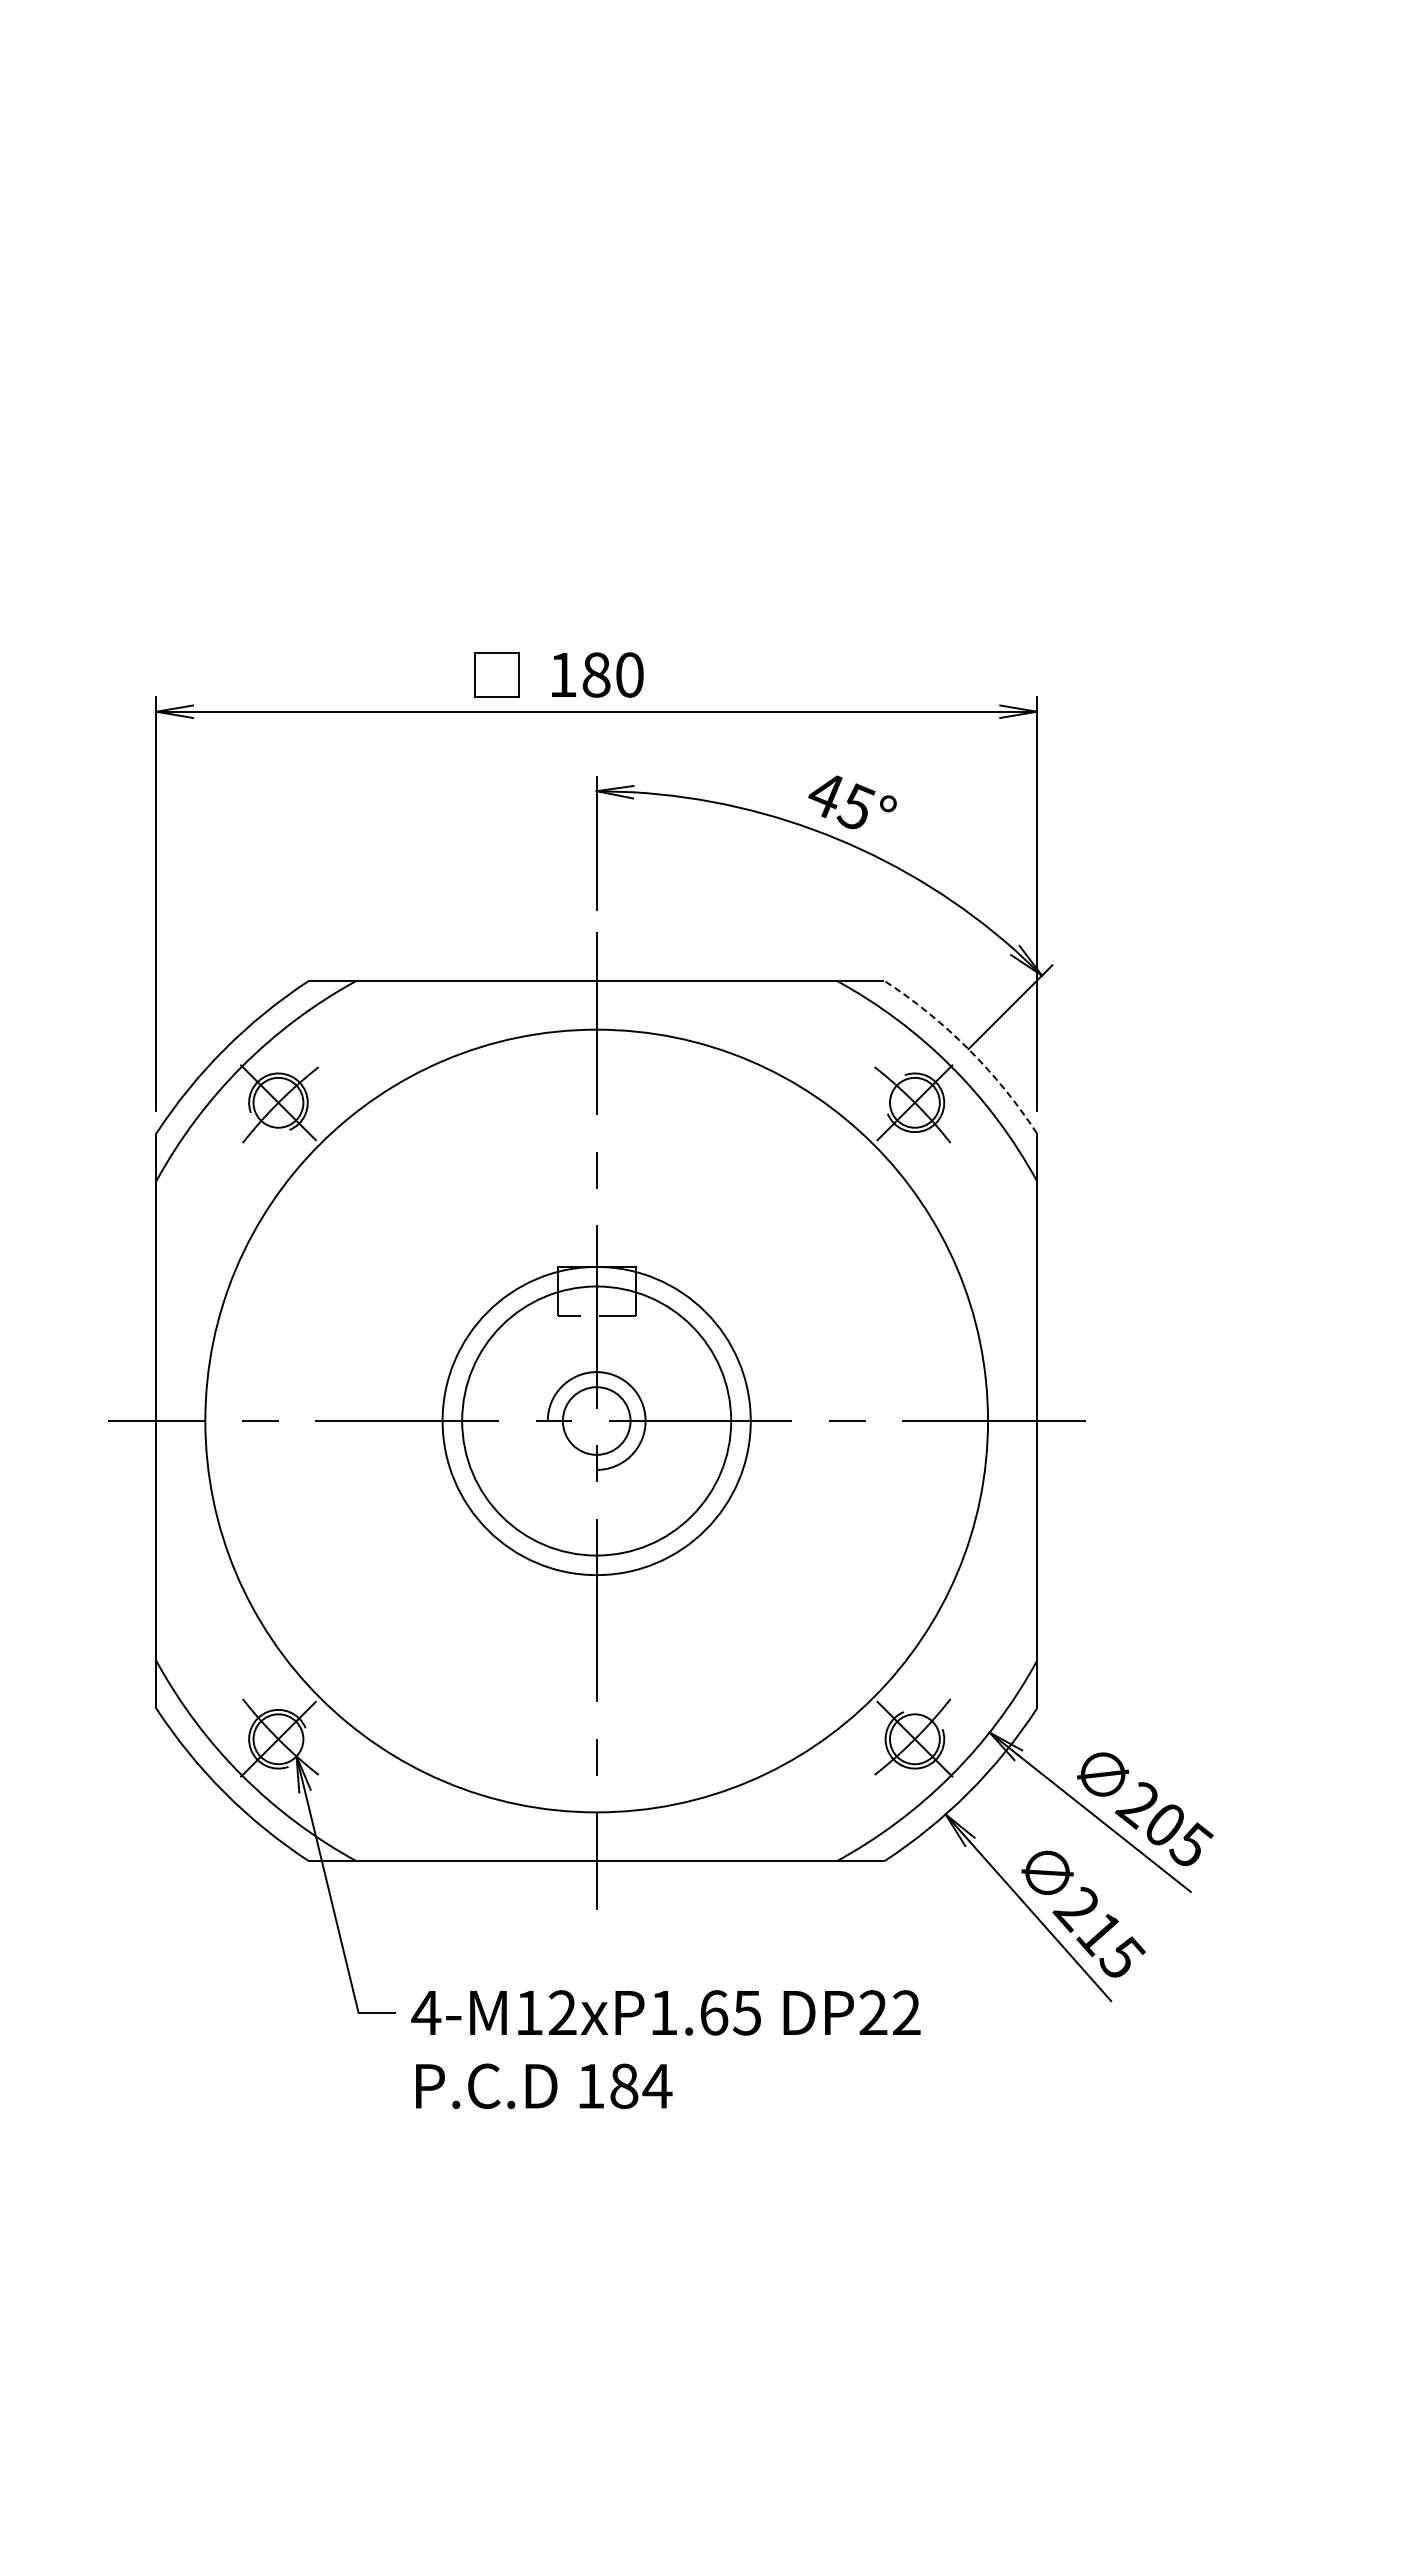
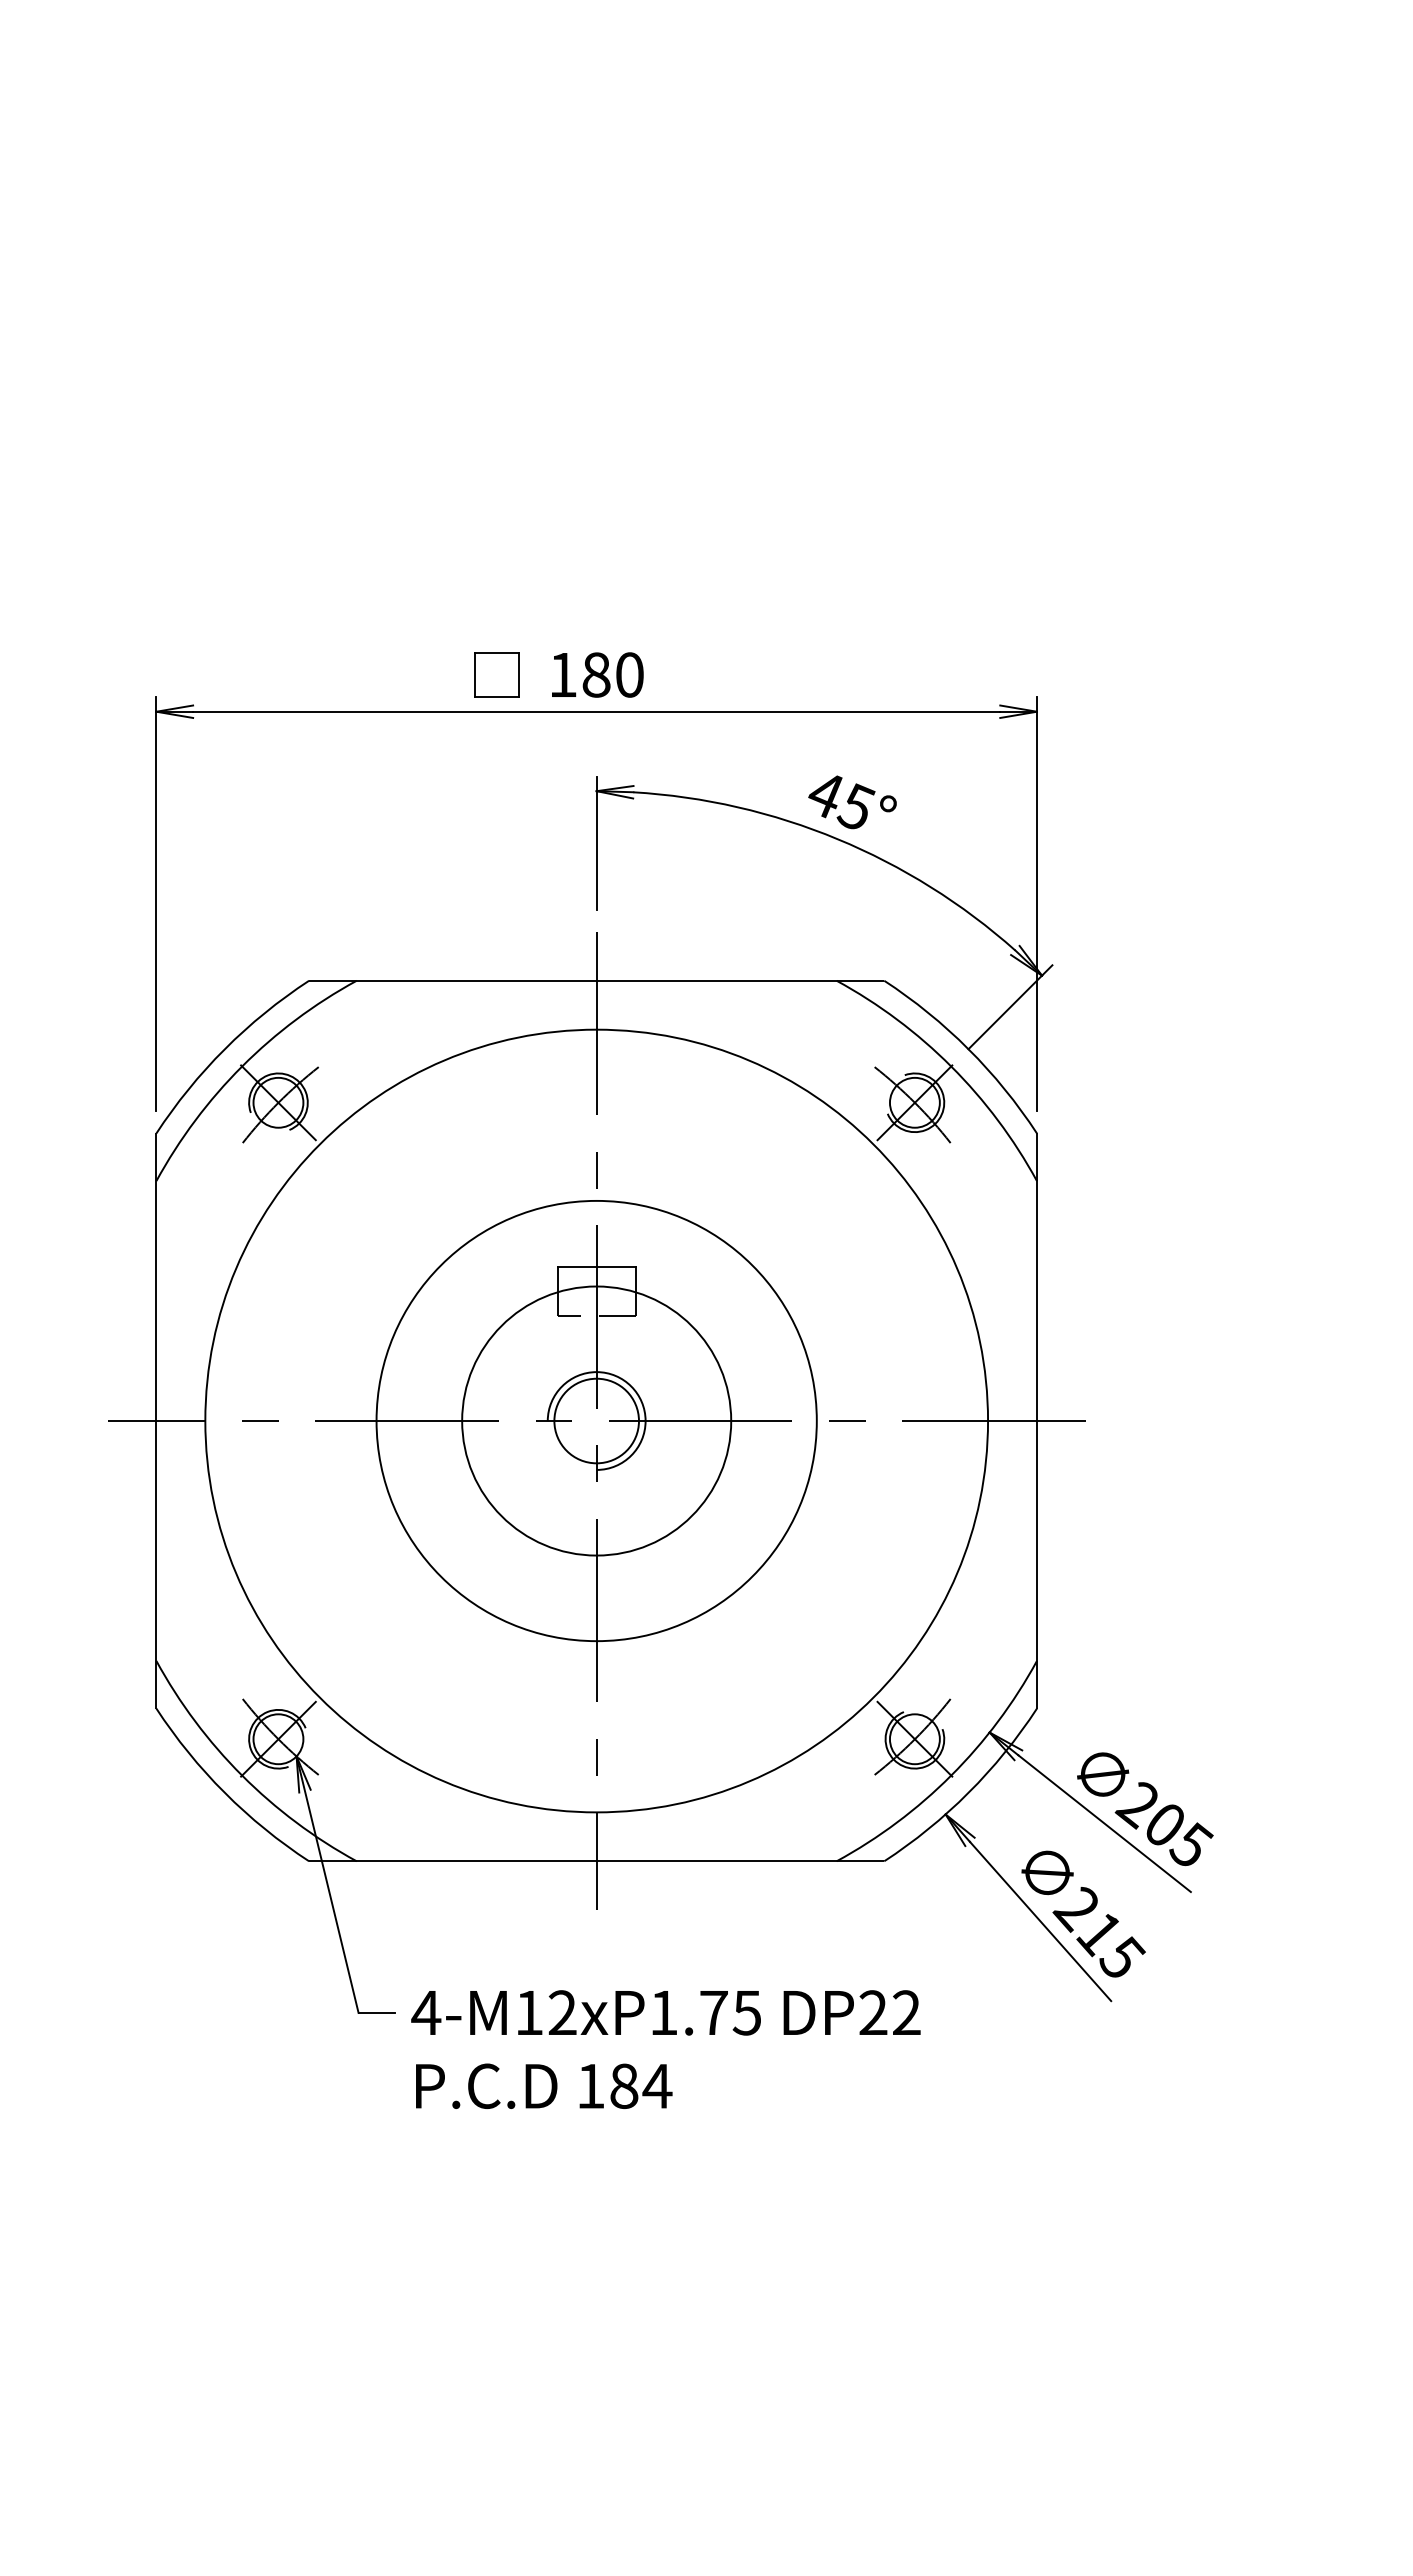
arc: dashed -> solid (968, 1049)
circle diameter: 308 px -> 440 px (596, 1420)
circle diameter: 68 px -> 85 px (596, 1420)
text: 4-M12xP1.65 -> 4-M12xP1.75 (714, 2012)
